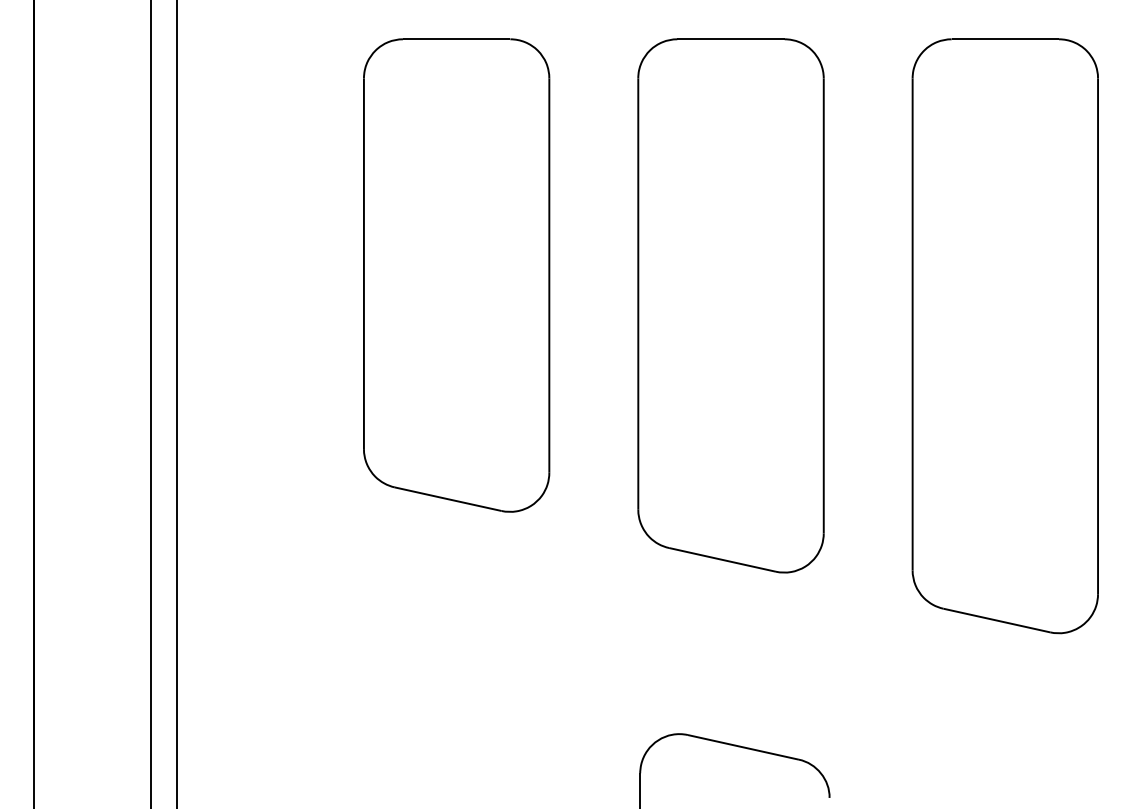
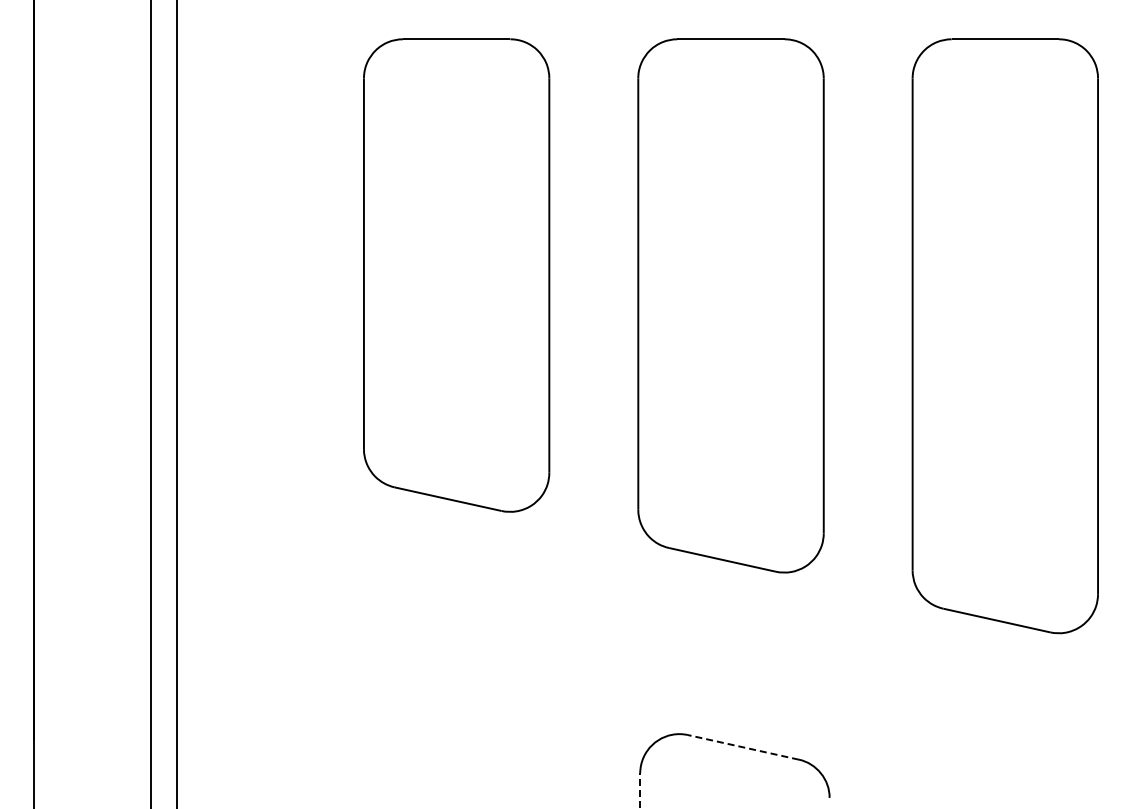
line: solid -> dashed (743, 747)
line: solid -> dashed (640, 790)
